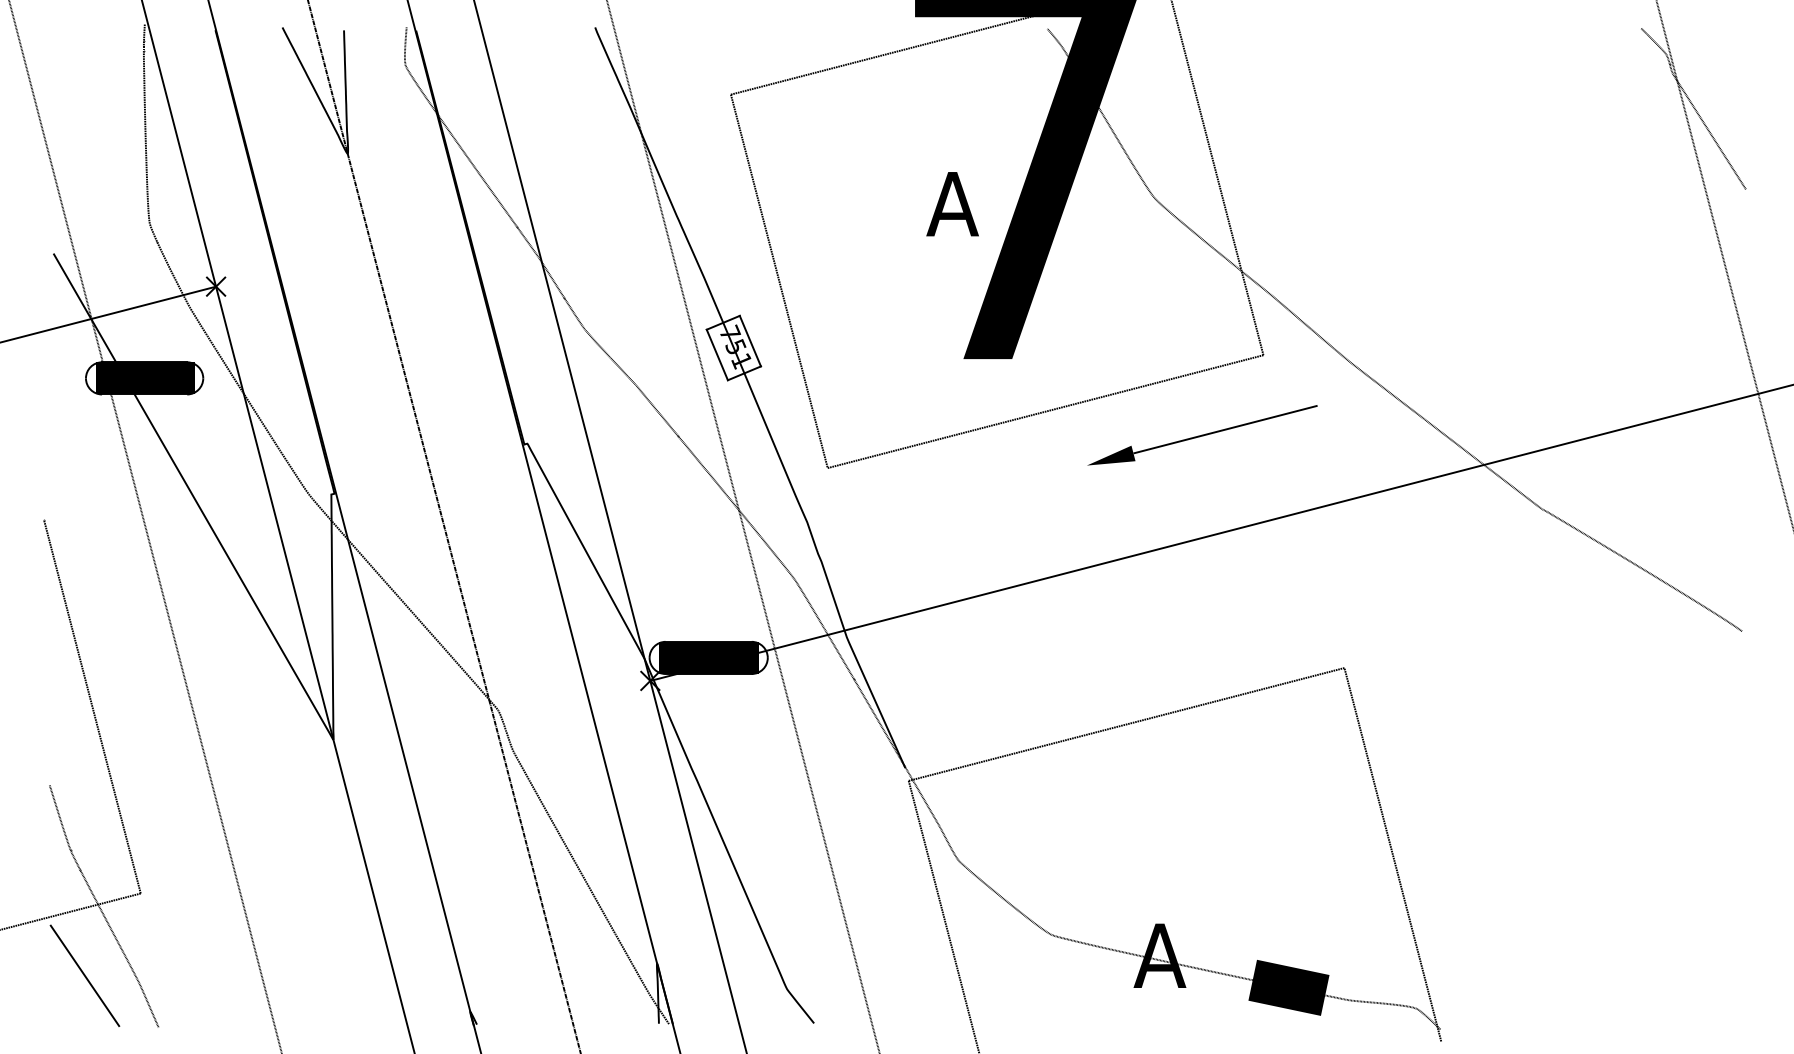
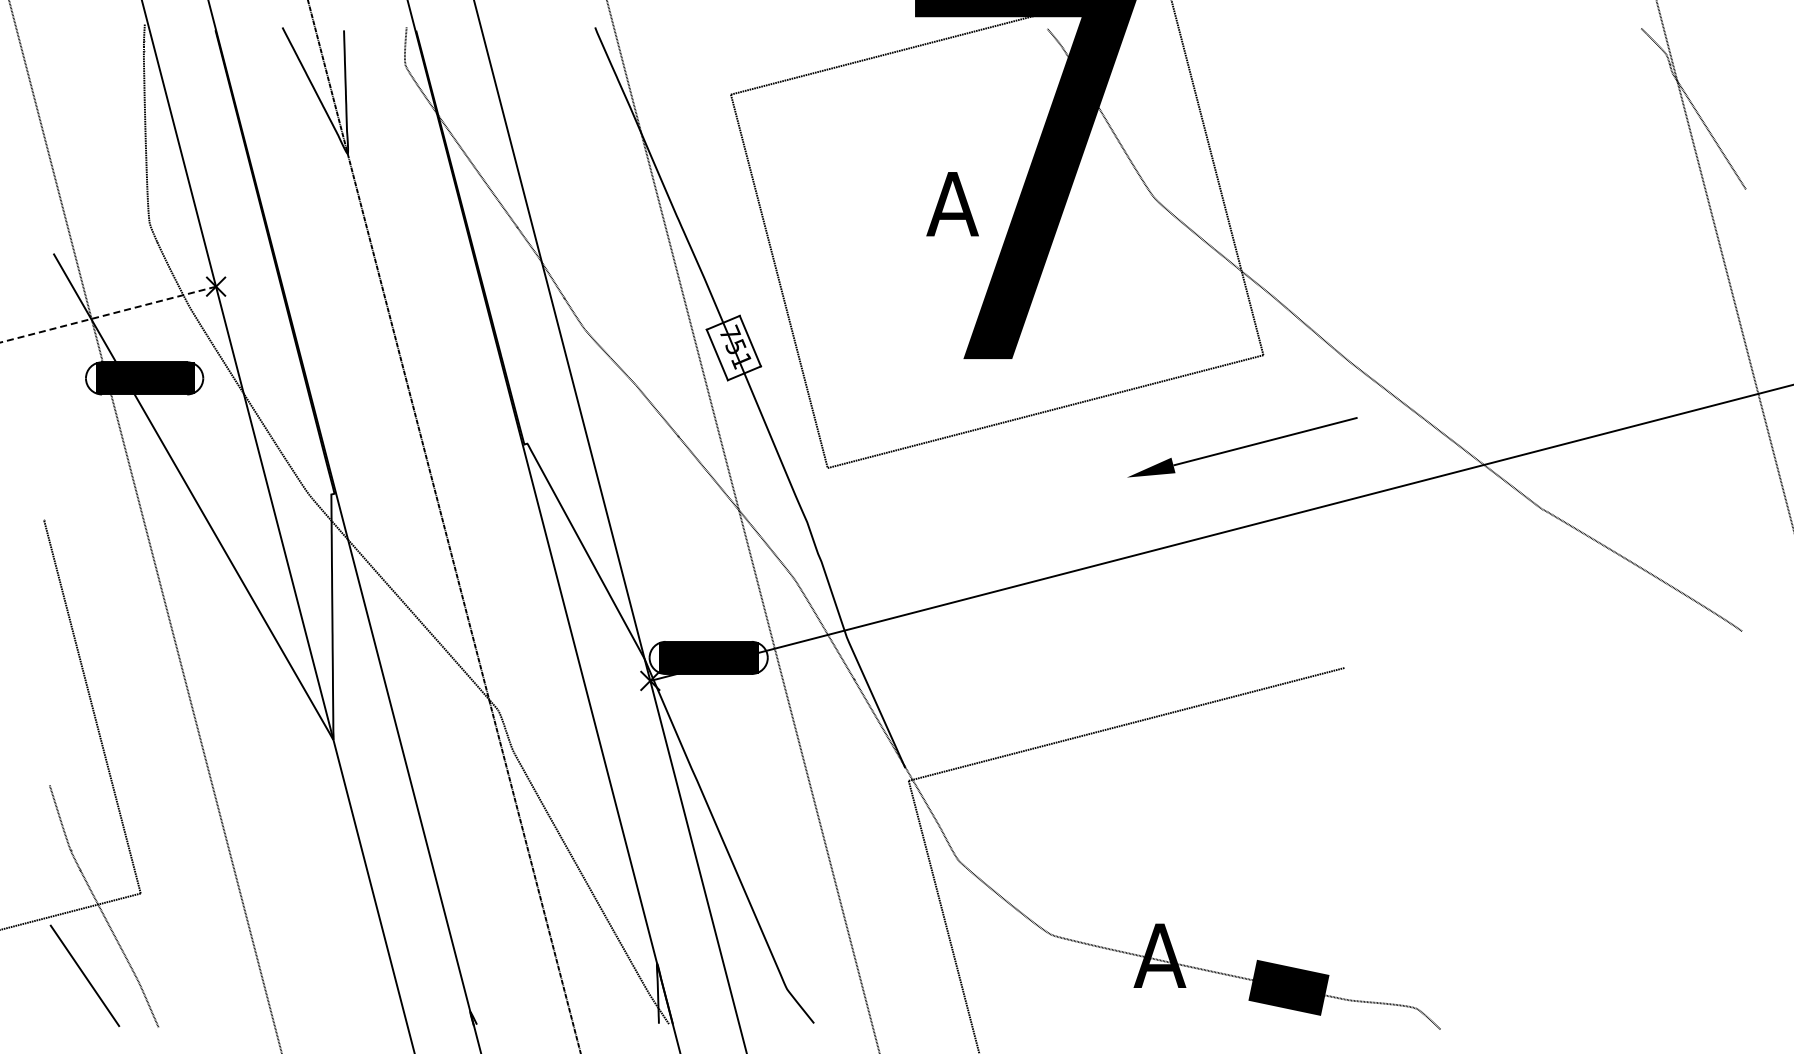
line: solid -> dashed (107, 314)
part position: (1202, 435) -> (1242, 447) (1242, 447)
line: present -> none (1392, 854)
